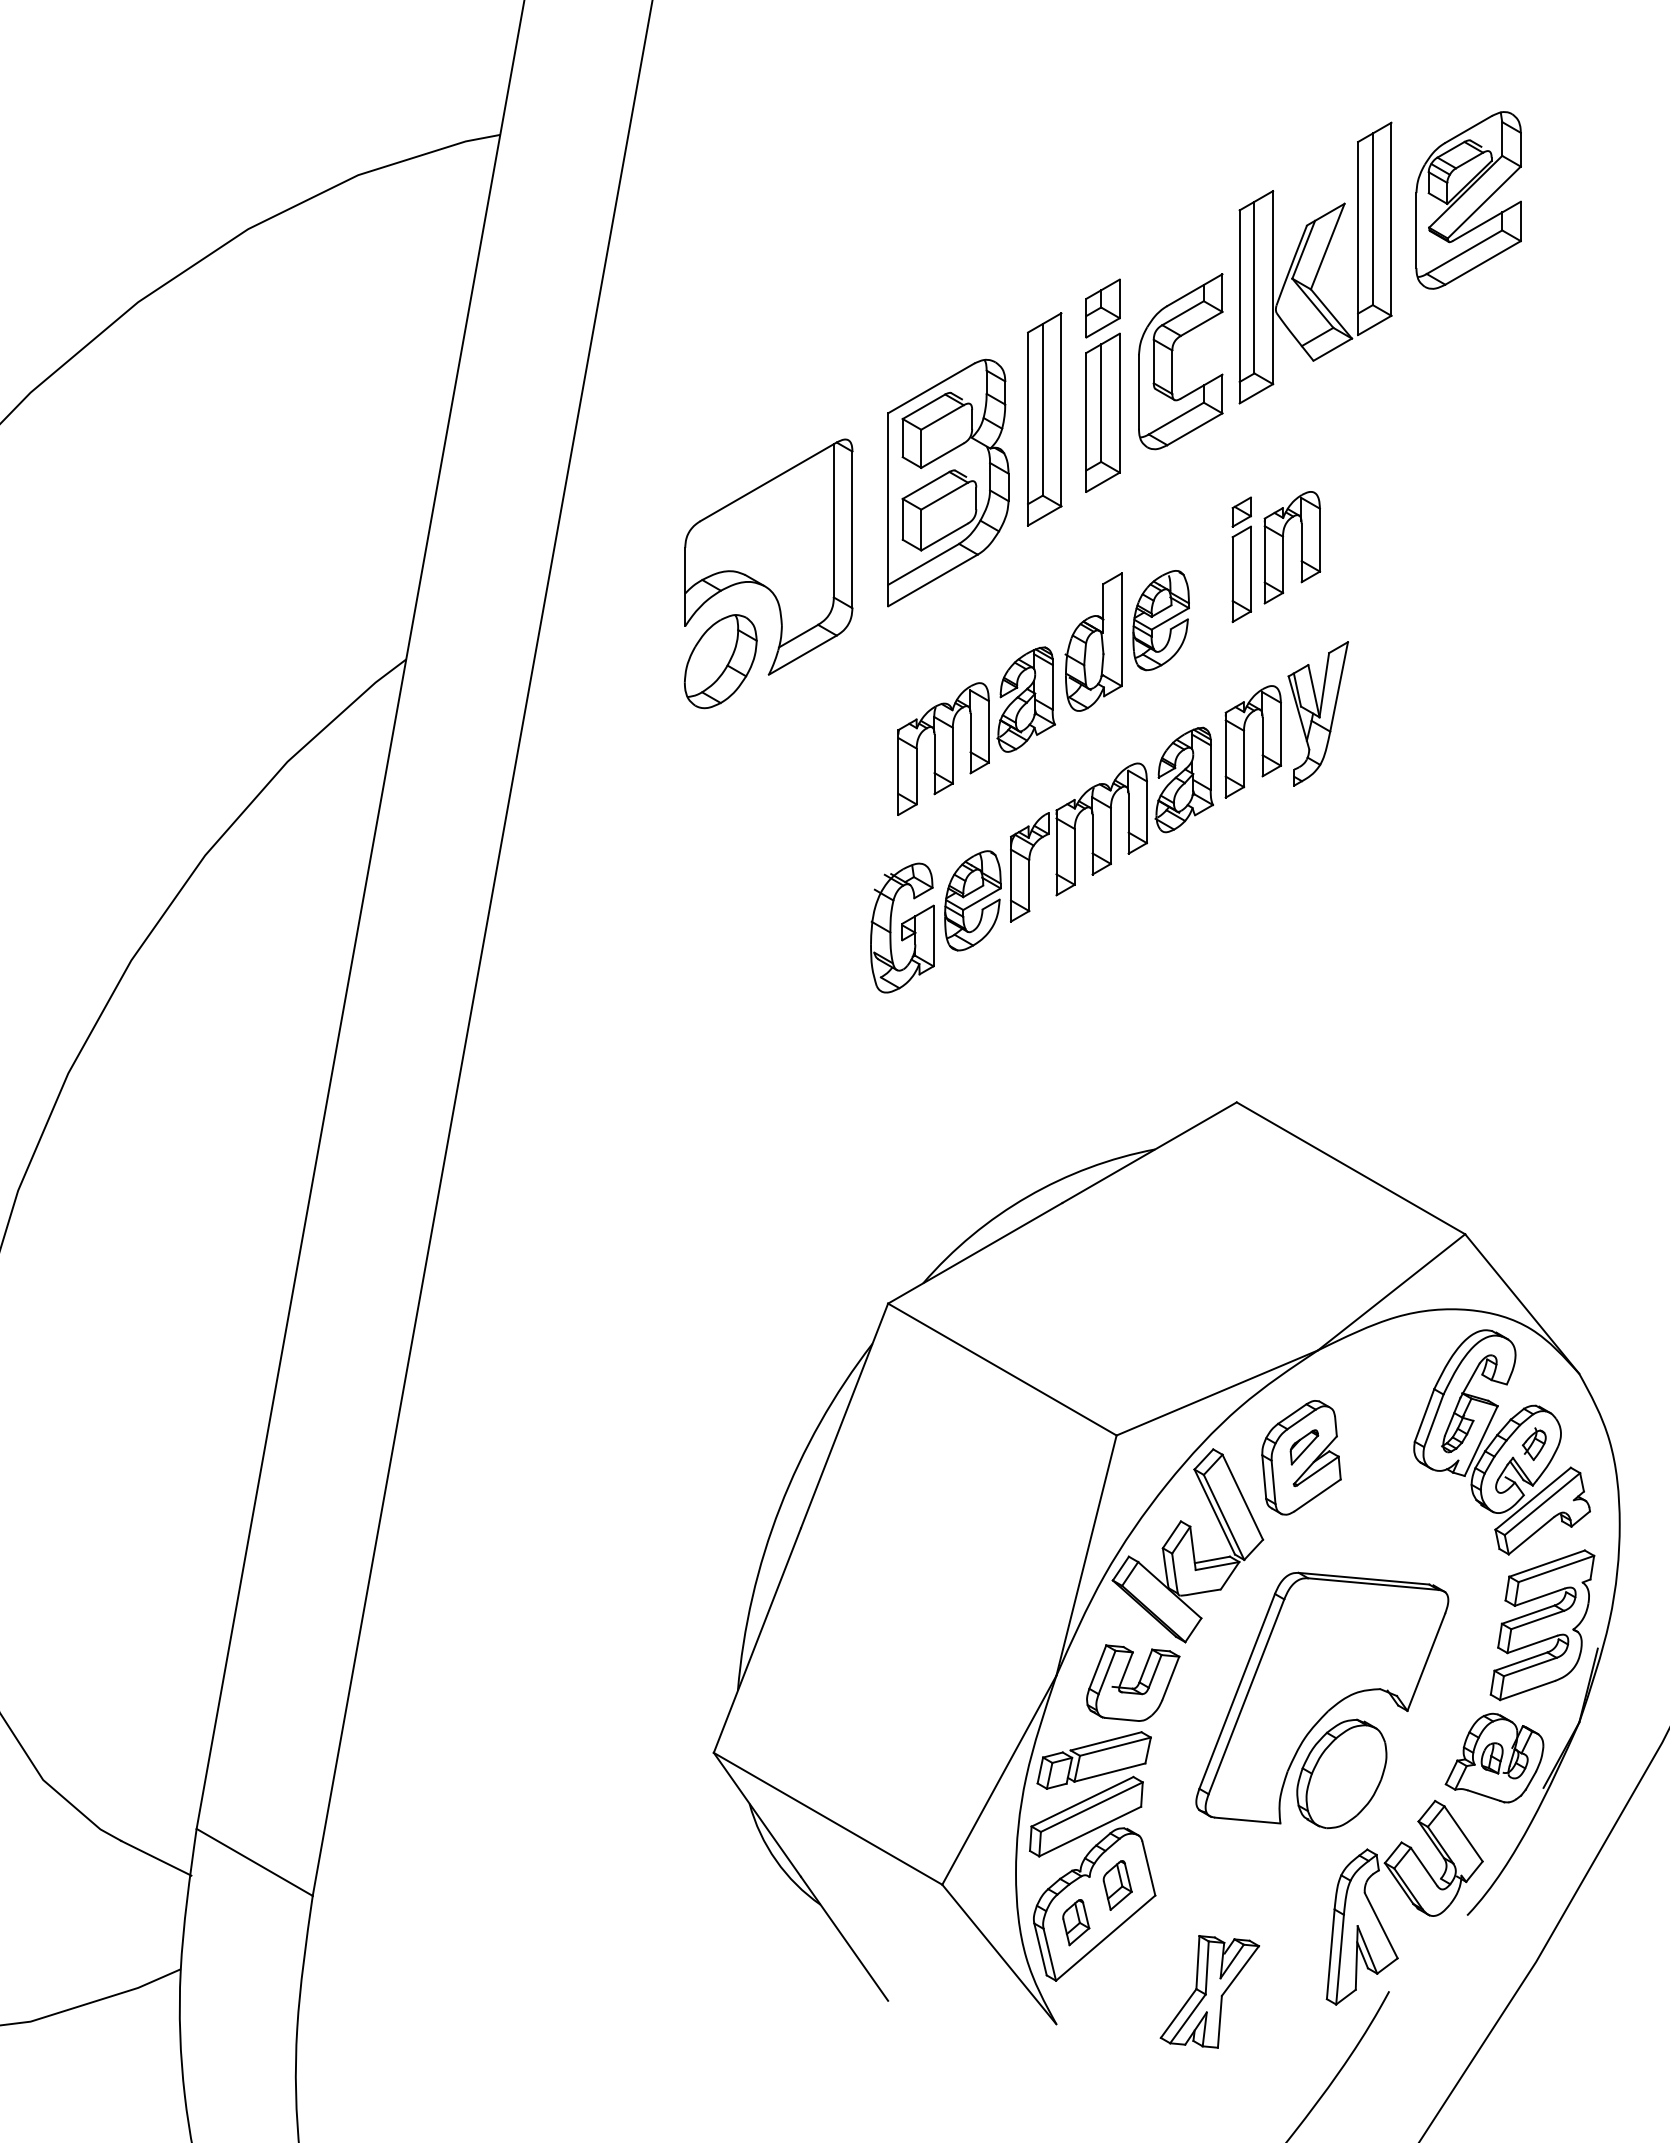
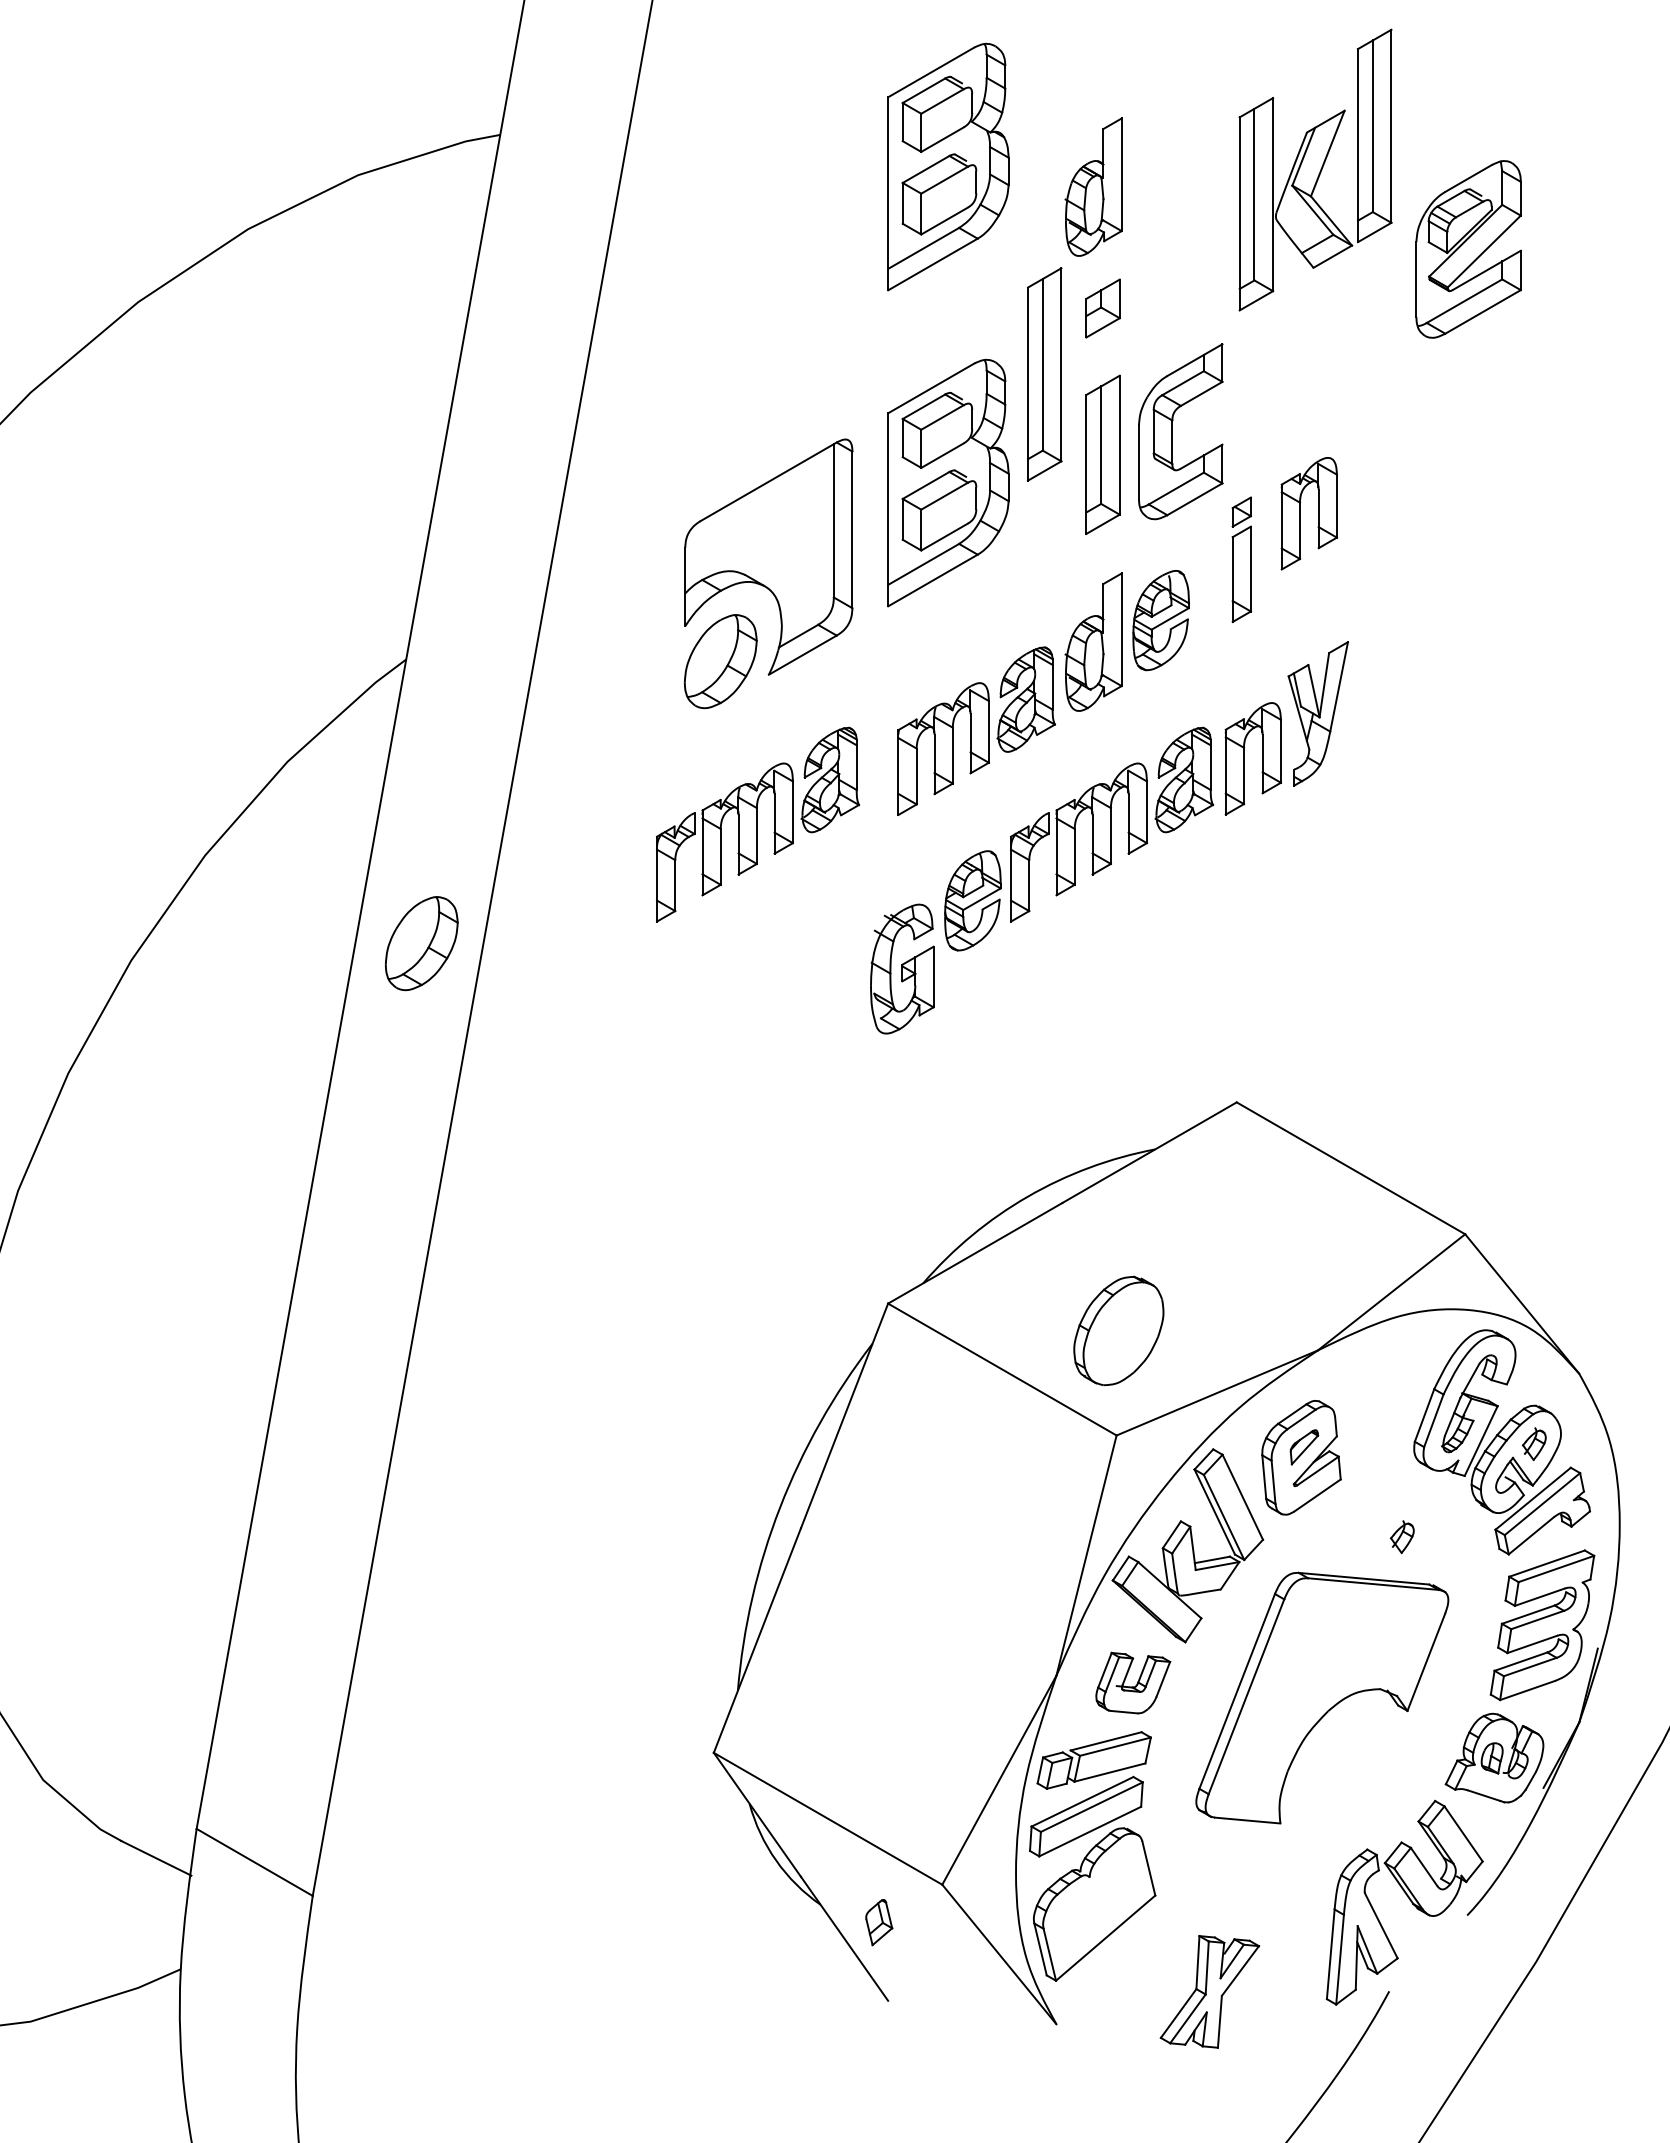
part: none -> present (948, 166)
part: none -> present (1093, 186)
part position: (1468, 200) -> (1468, 249) (1468, 249)
part position: (1315, 262) -> (1315, 169) (1315, 169)
part position: (1172, 361) -> (1172, 431) (1172, 431)
part position: (1102, 412) -> (1102, 454) (1102, 454)
part position: (1044, 419) -> (1044, 374) (1044, 374)
part position: (1283, 547) -> (1300, 513) (1300, 513)
part position: (1244, 741) -> (1244, 758) (1244, 758)
part: none -> present (757, 824)
part position: (902, 927) -> (902, 968) (902, 968)
part: none -> present (421, 943)
part: none -> present (1401, 1537)
part size: 95x78 px -> 77x64 px (1133, 1682)
part position: (1341, 1773) -> (1118, 1330) (1118, 1330)
part: present -> none (1117, 1885)
part position: (1076, 1922) -> (879, 1922) (879, 1922)
